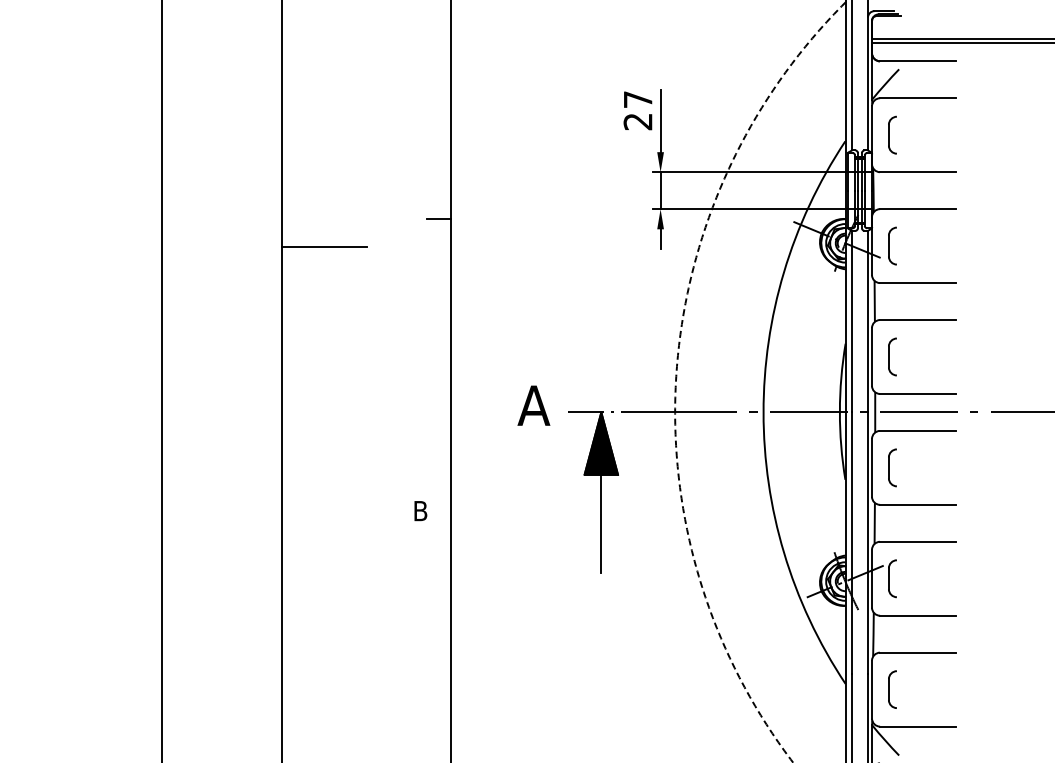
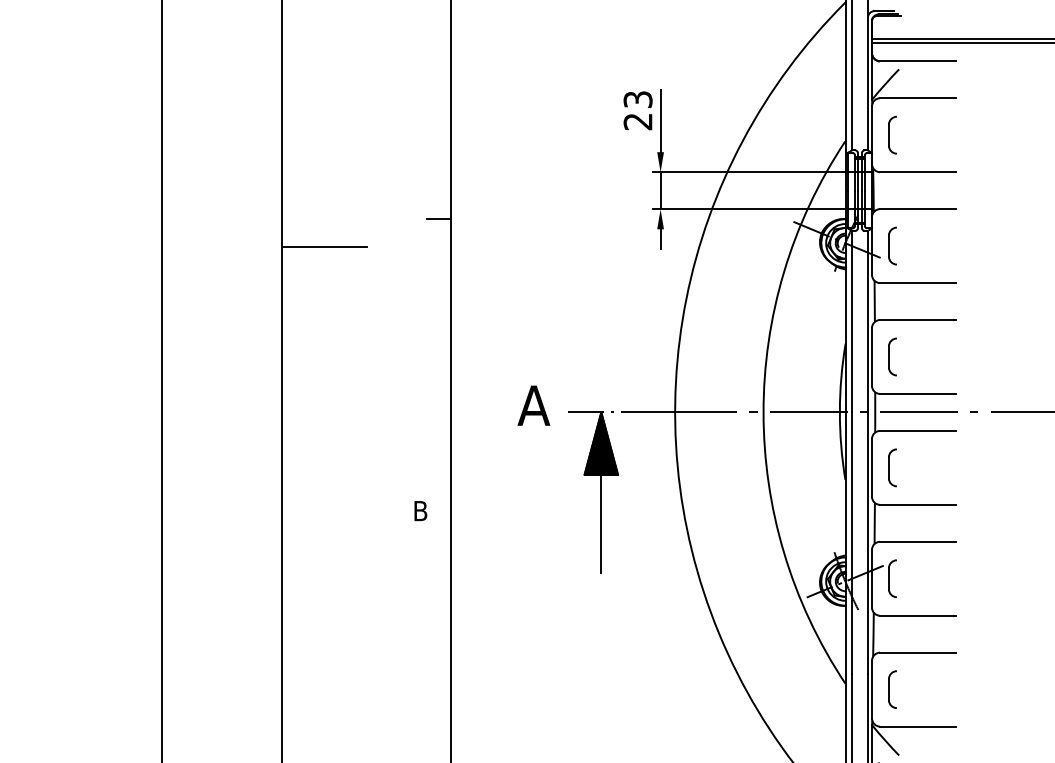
text: 27 -> 23 (637, 99)
arc: dashed -> solid (676, 371)
